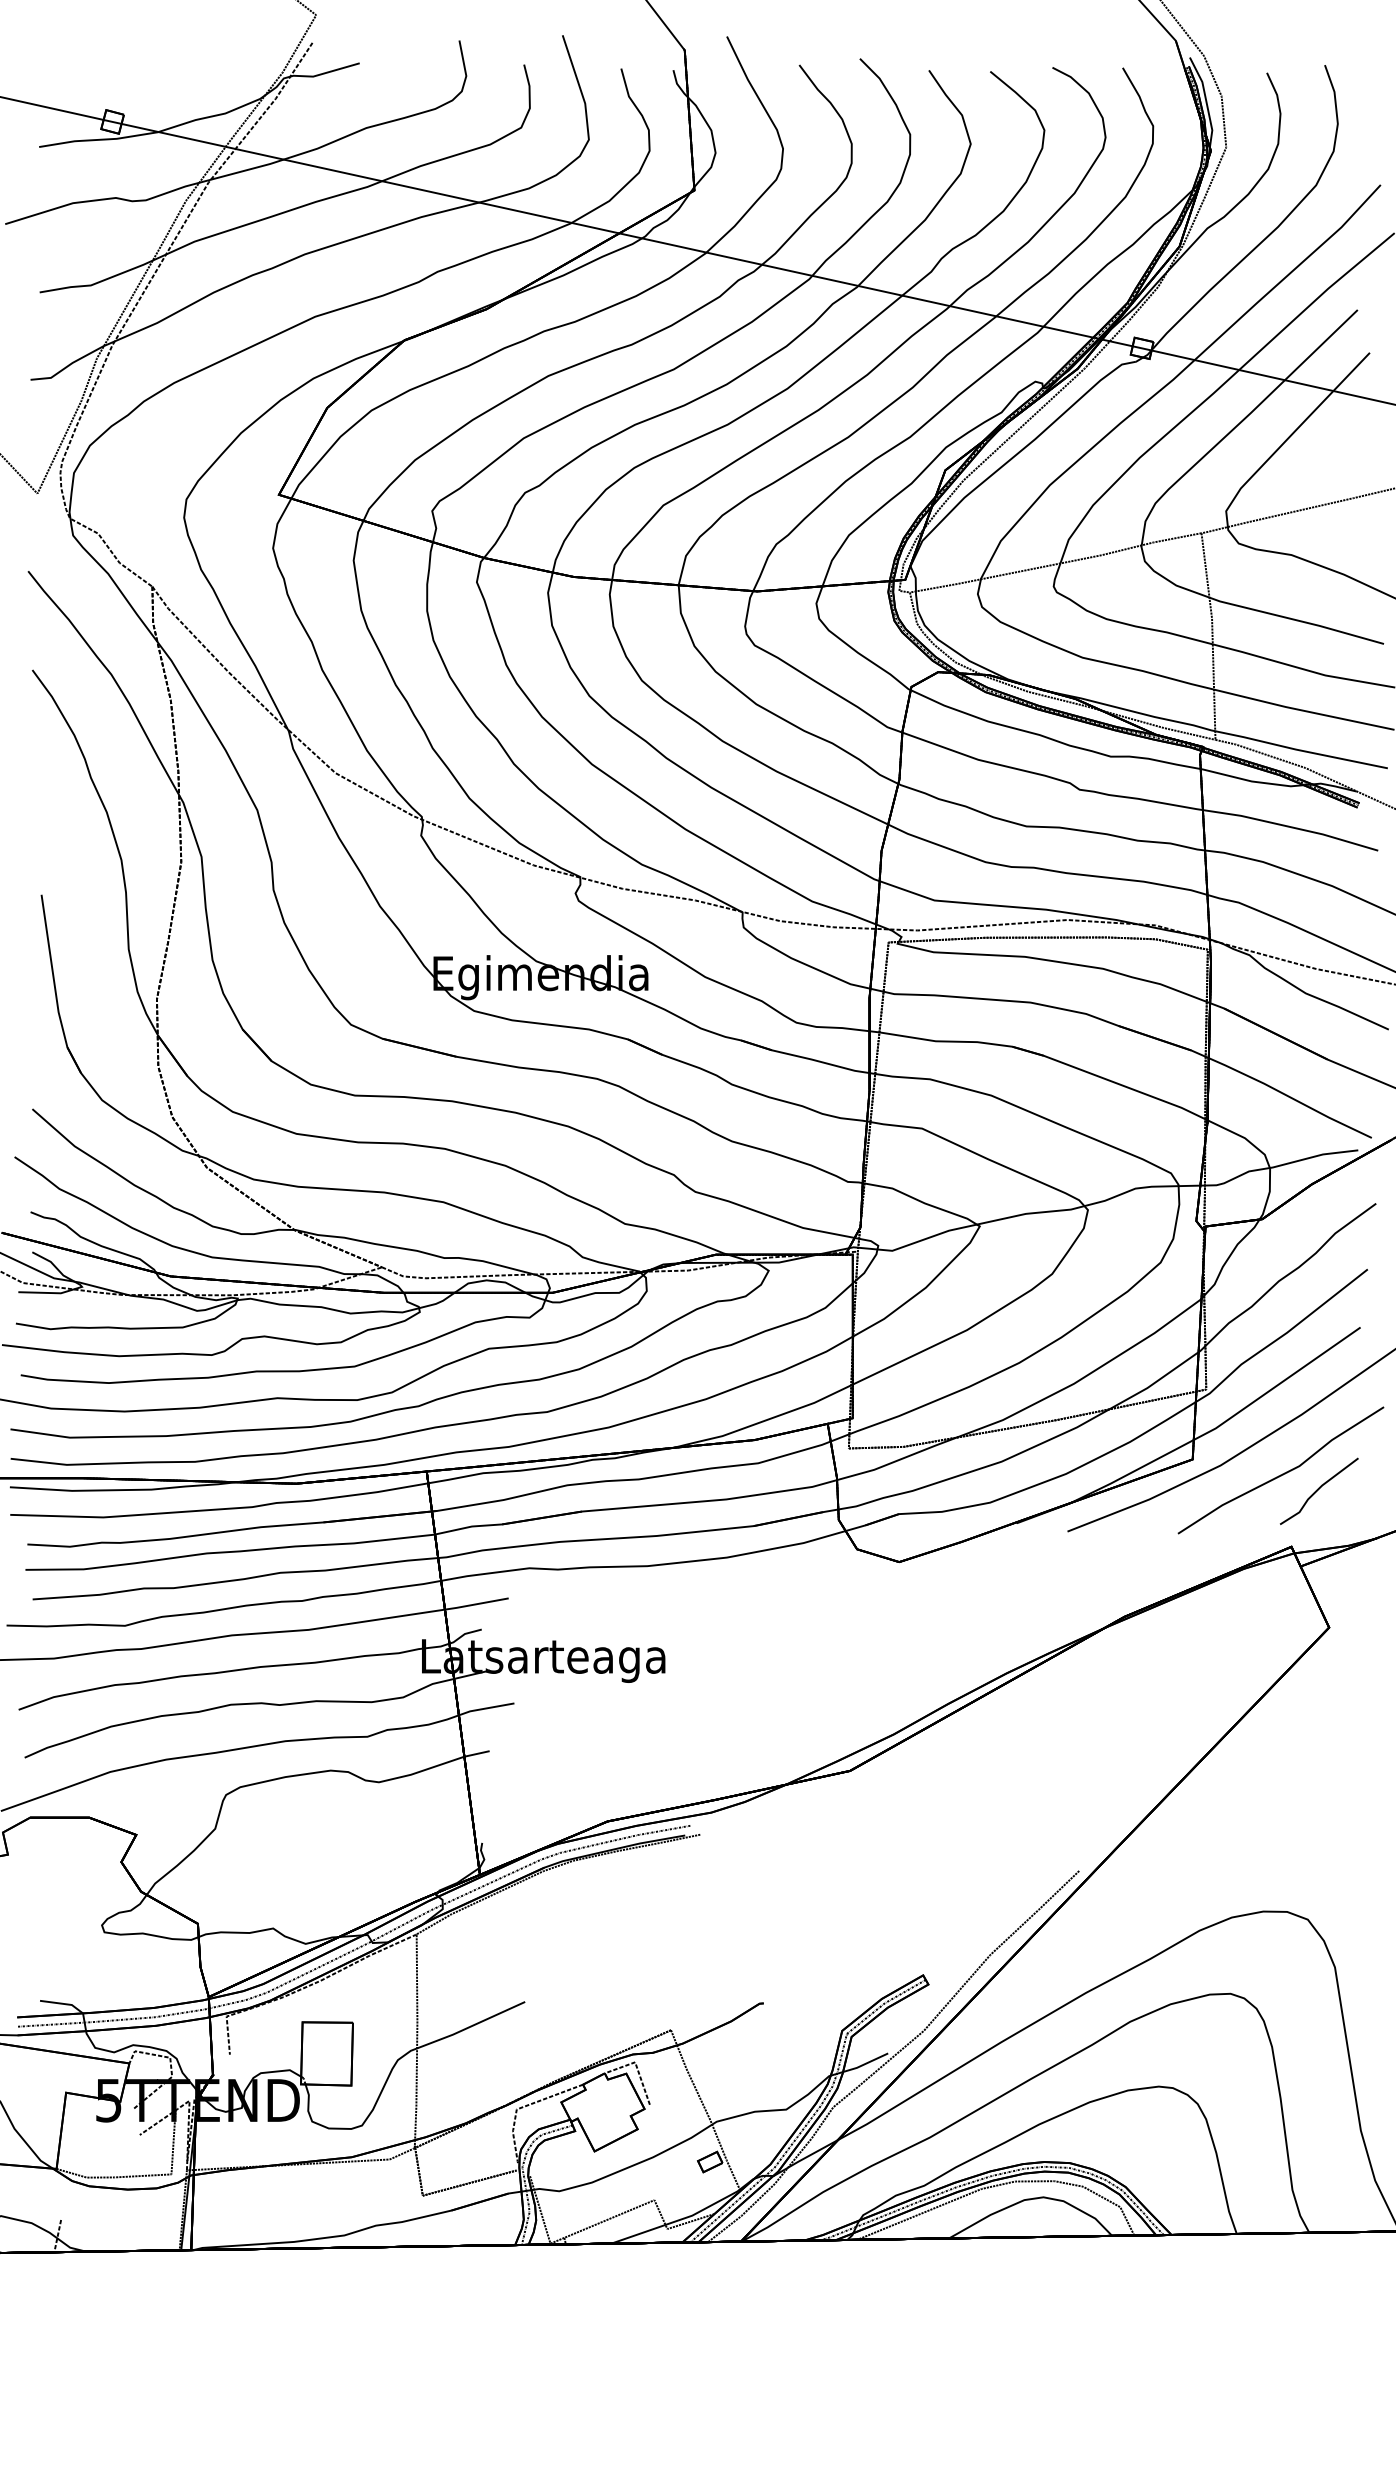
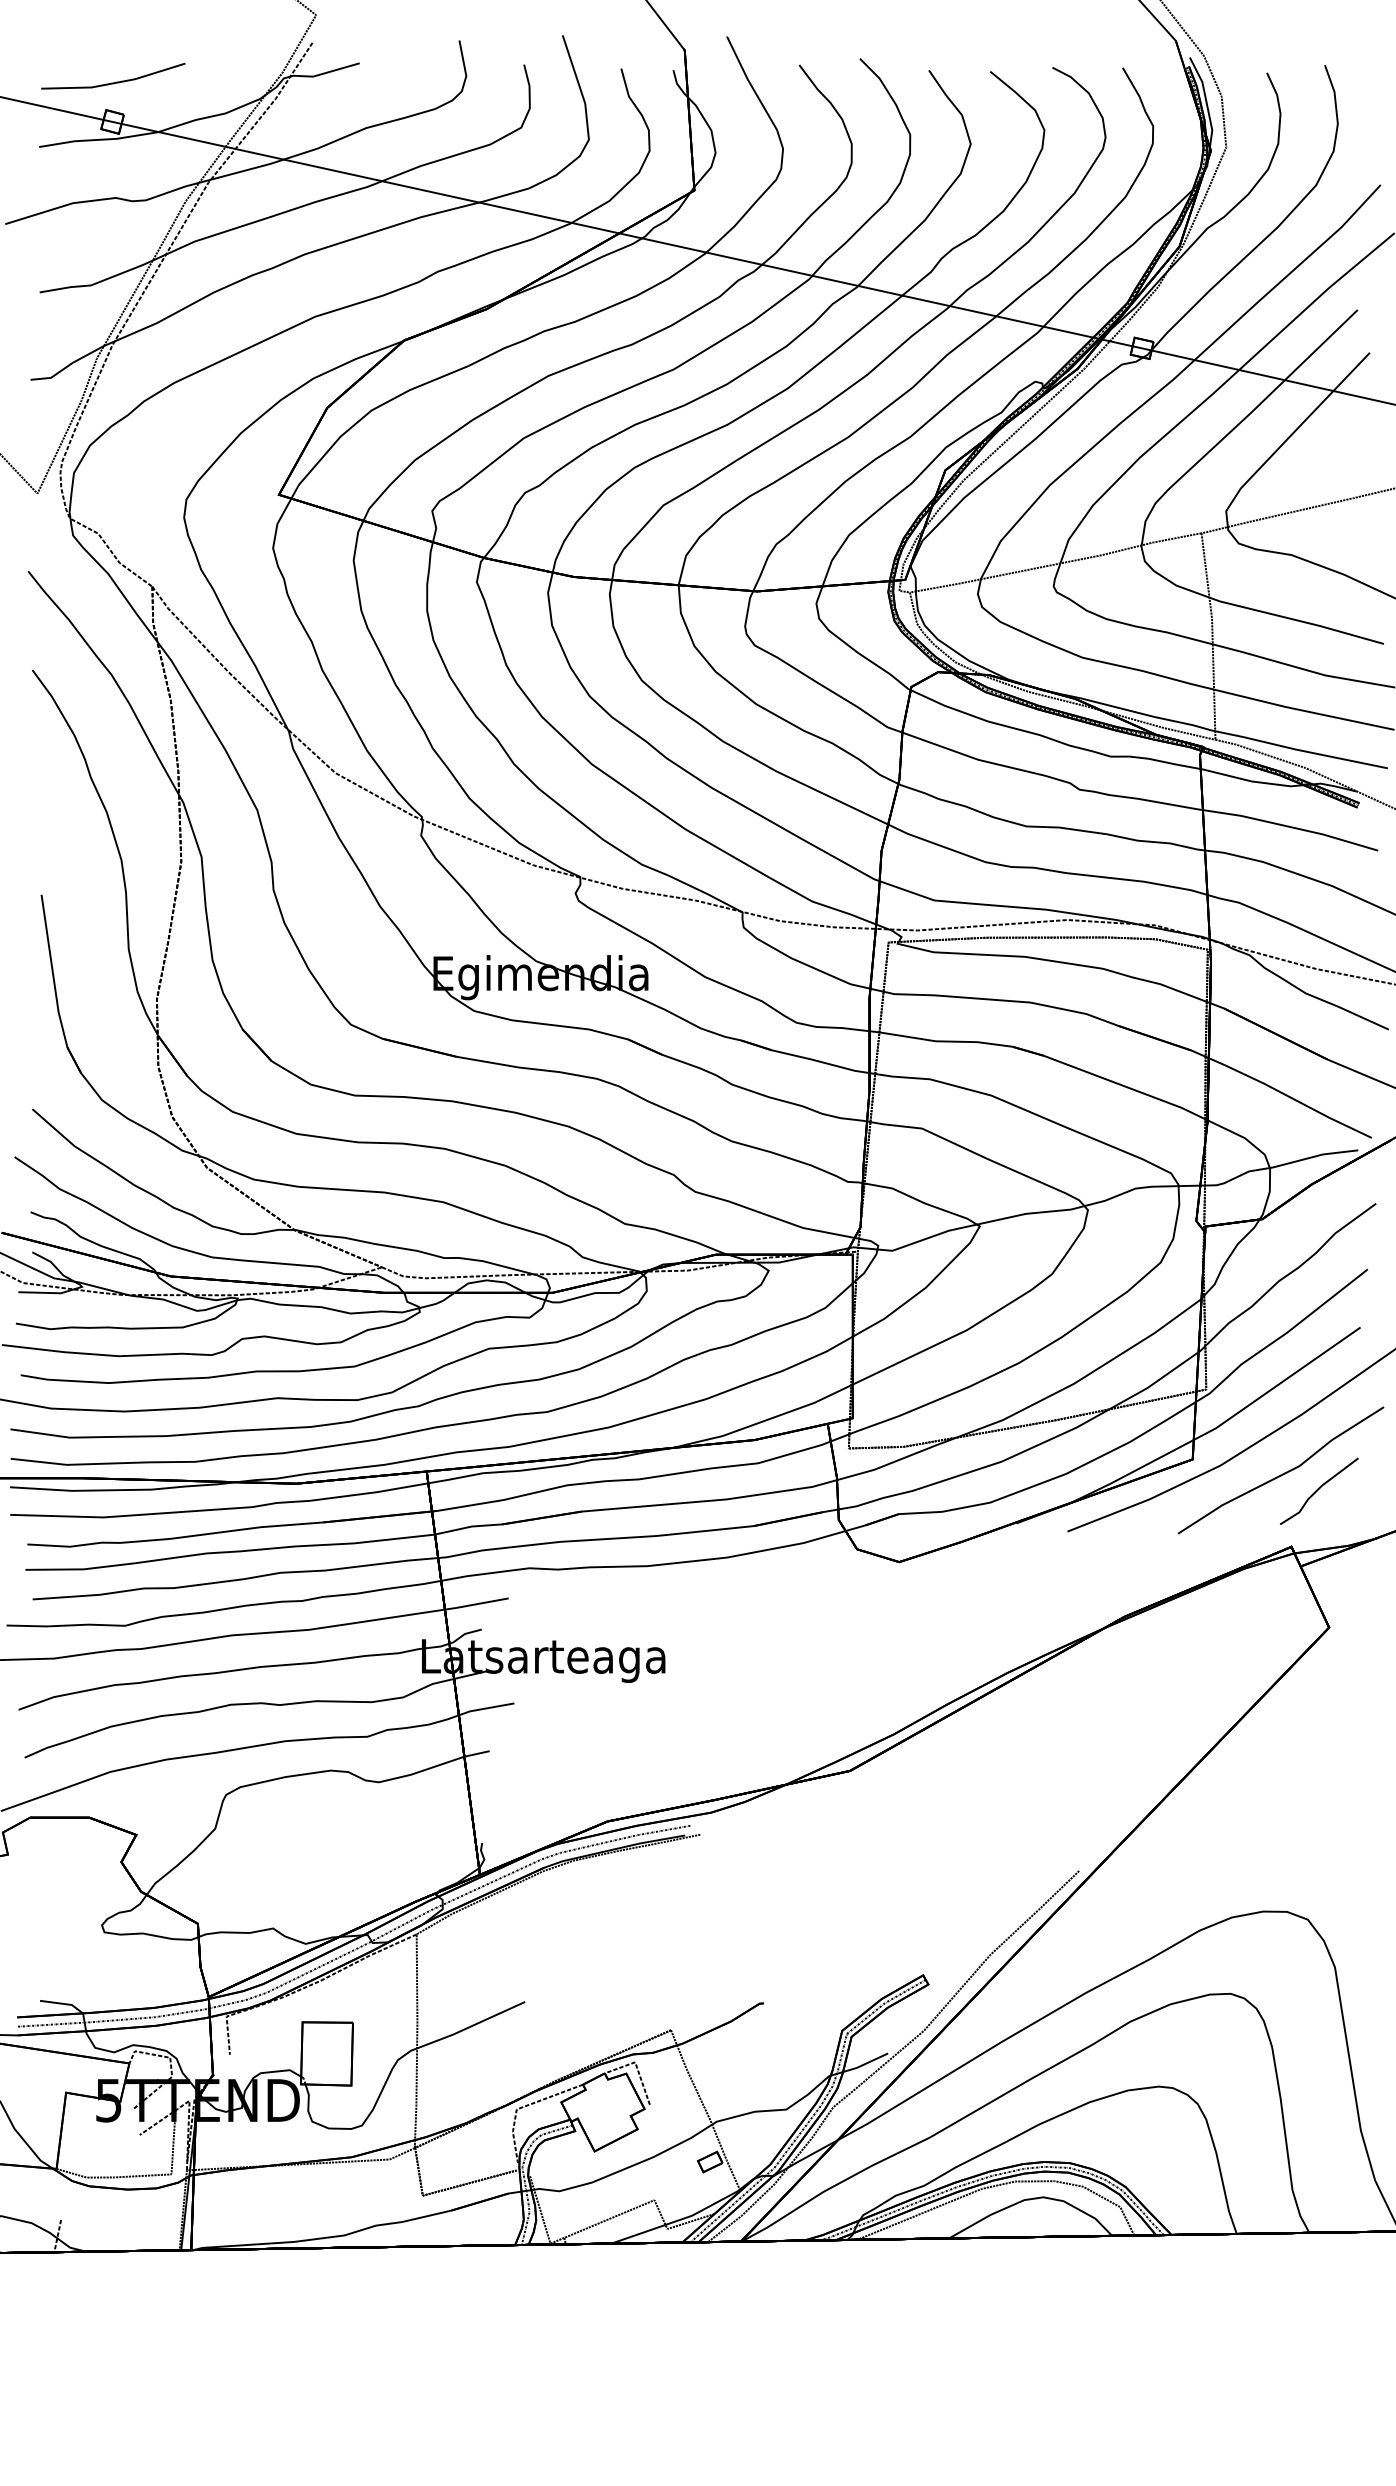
line: none -> present (116, 81)
